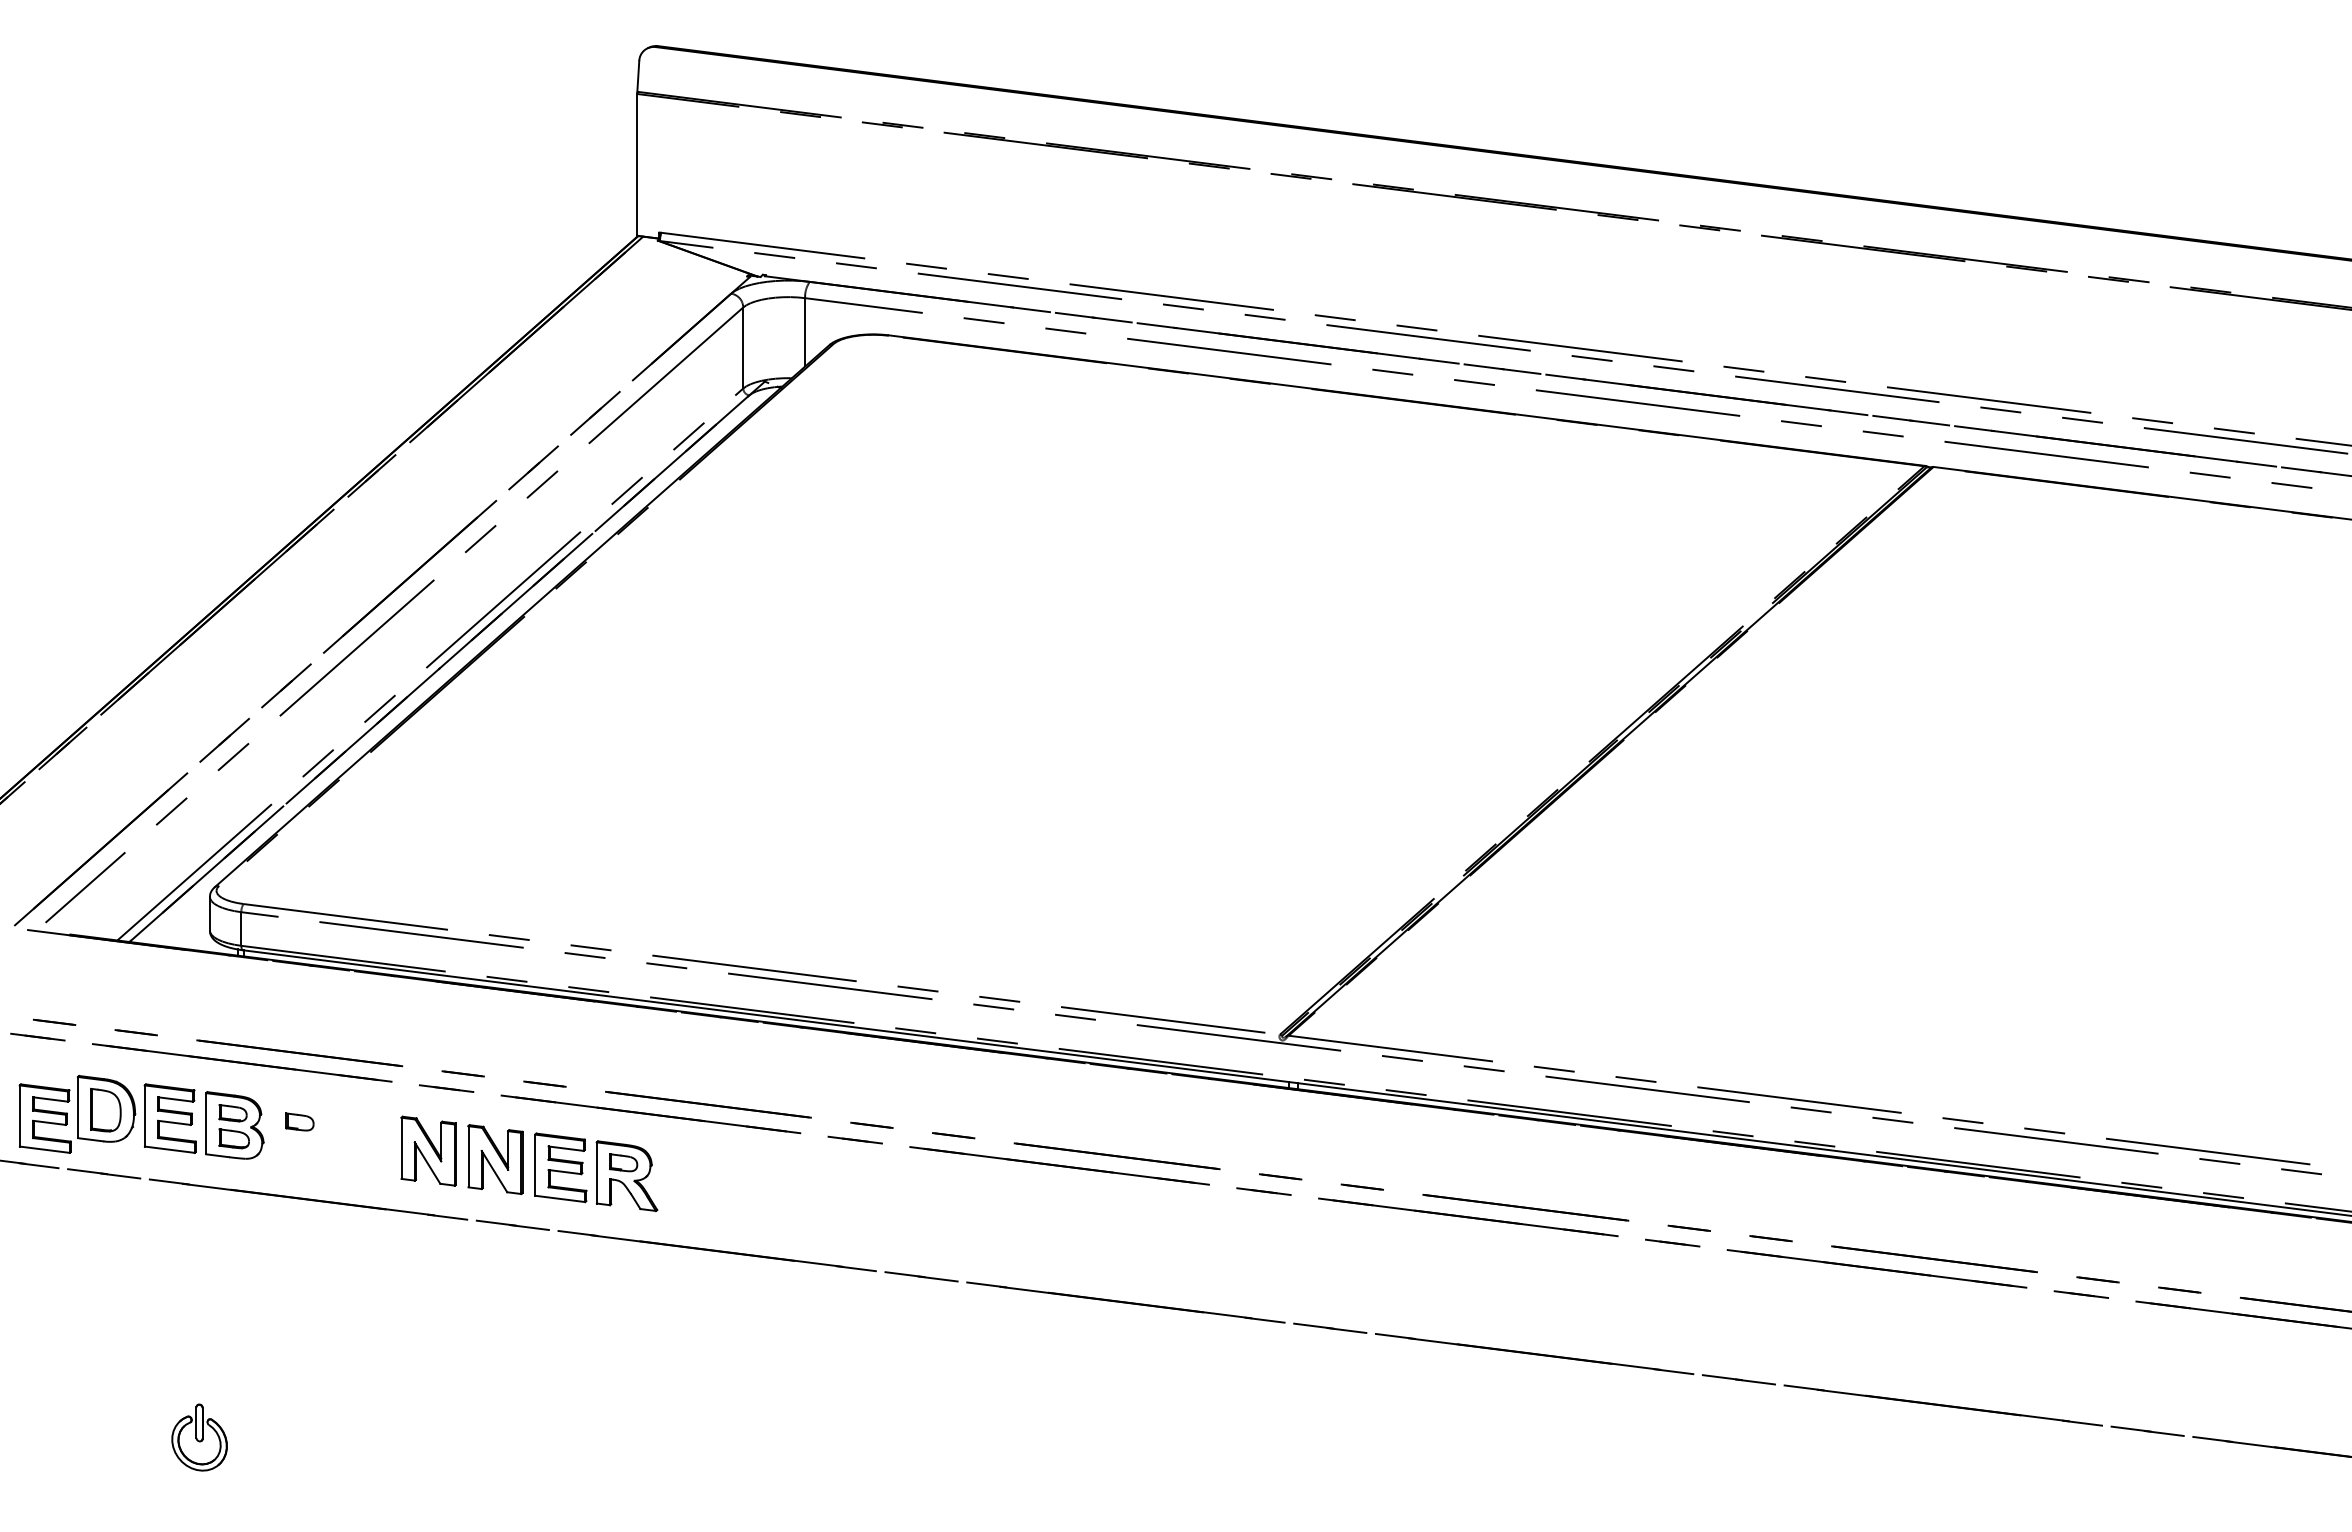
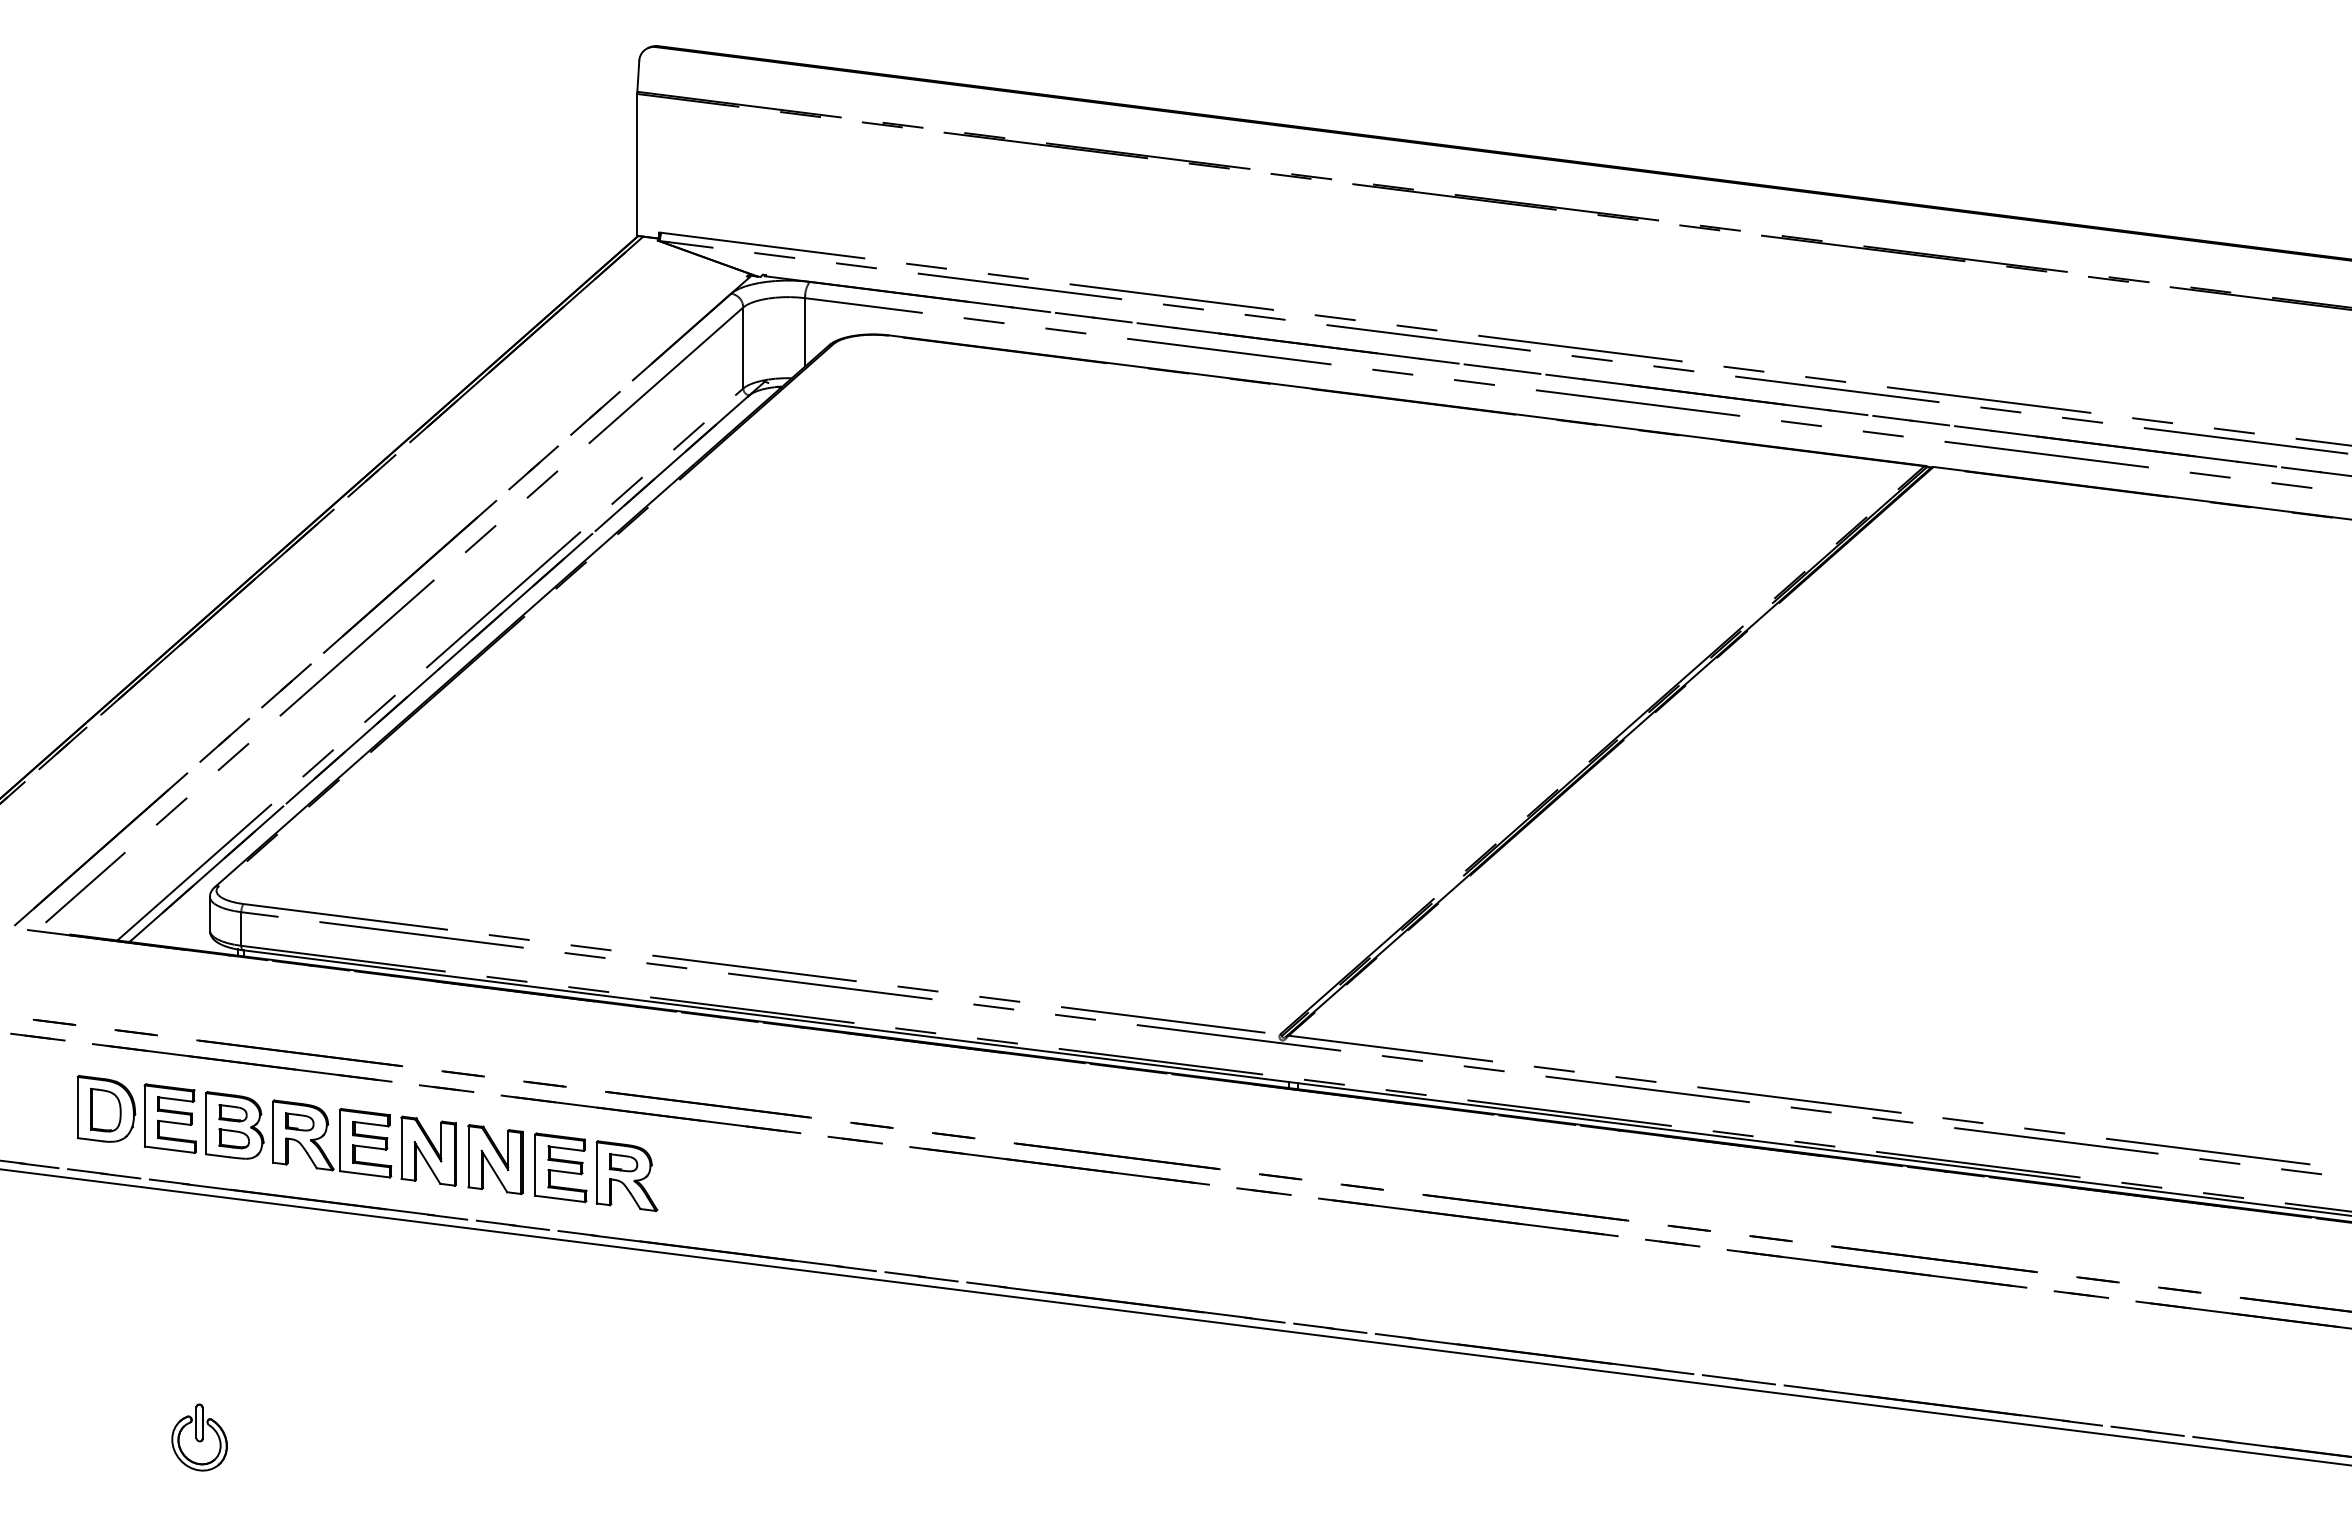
part: present -> none (44, 1118)
part: none -> present (339, 1138)
line: none -> present (1175, 1317)
